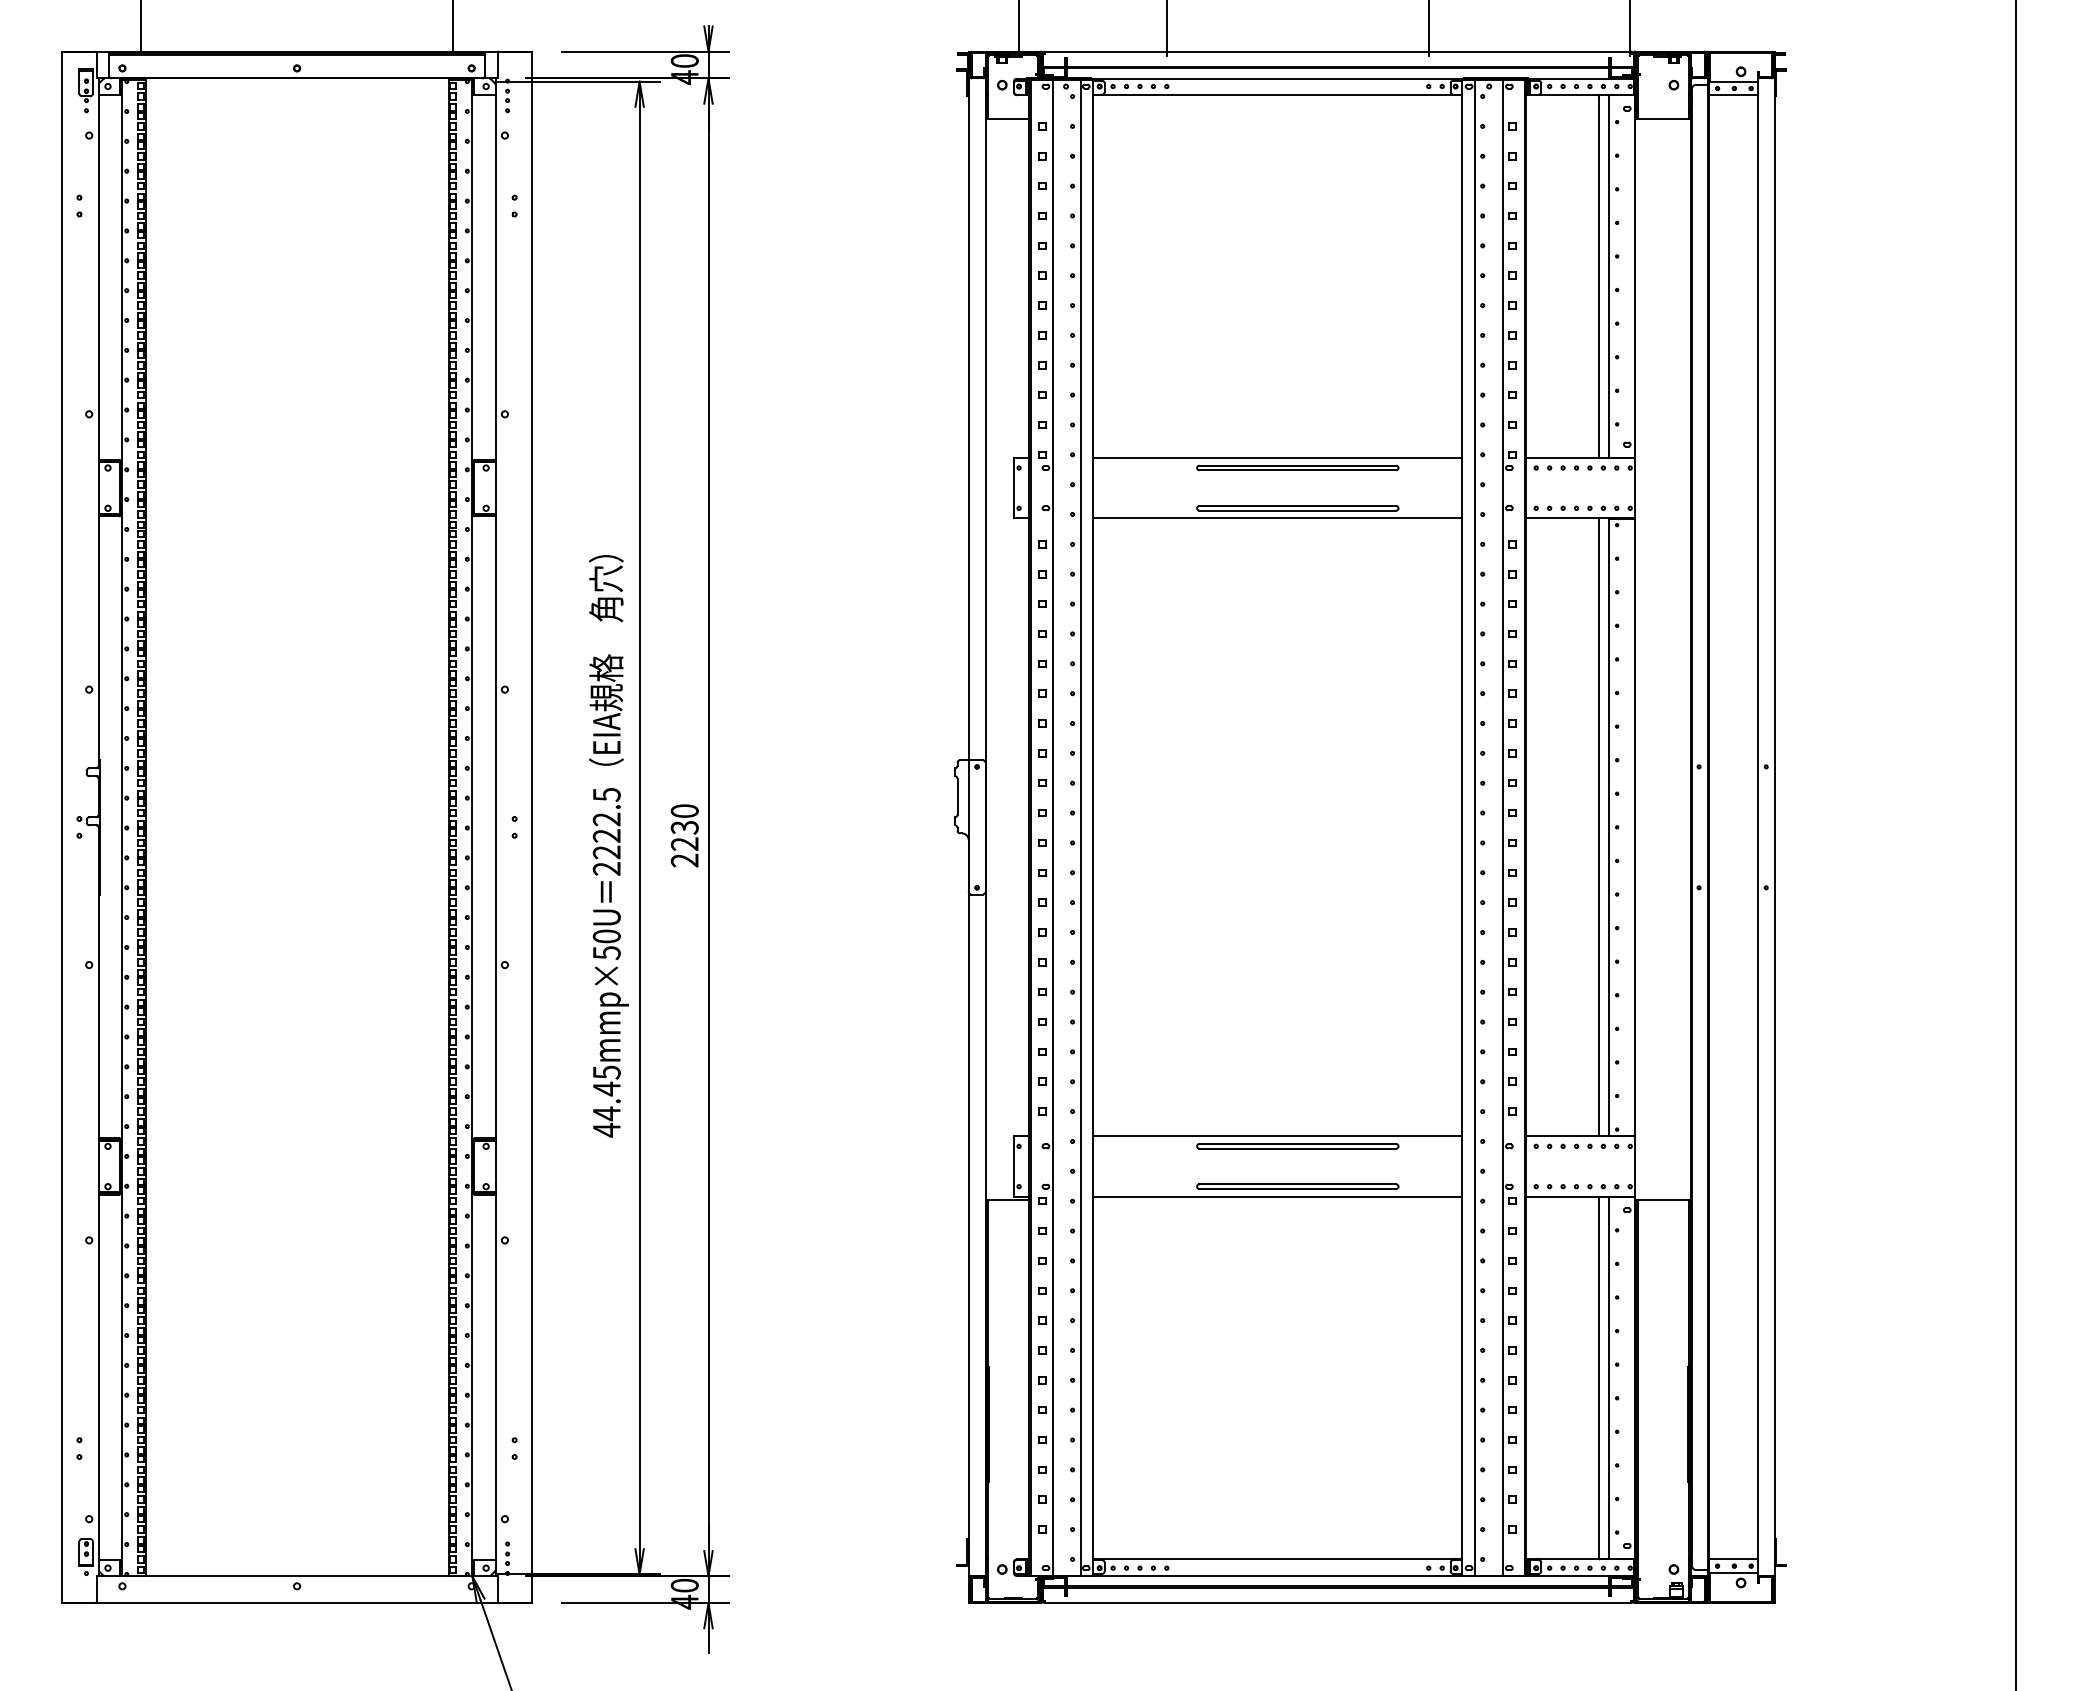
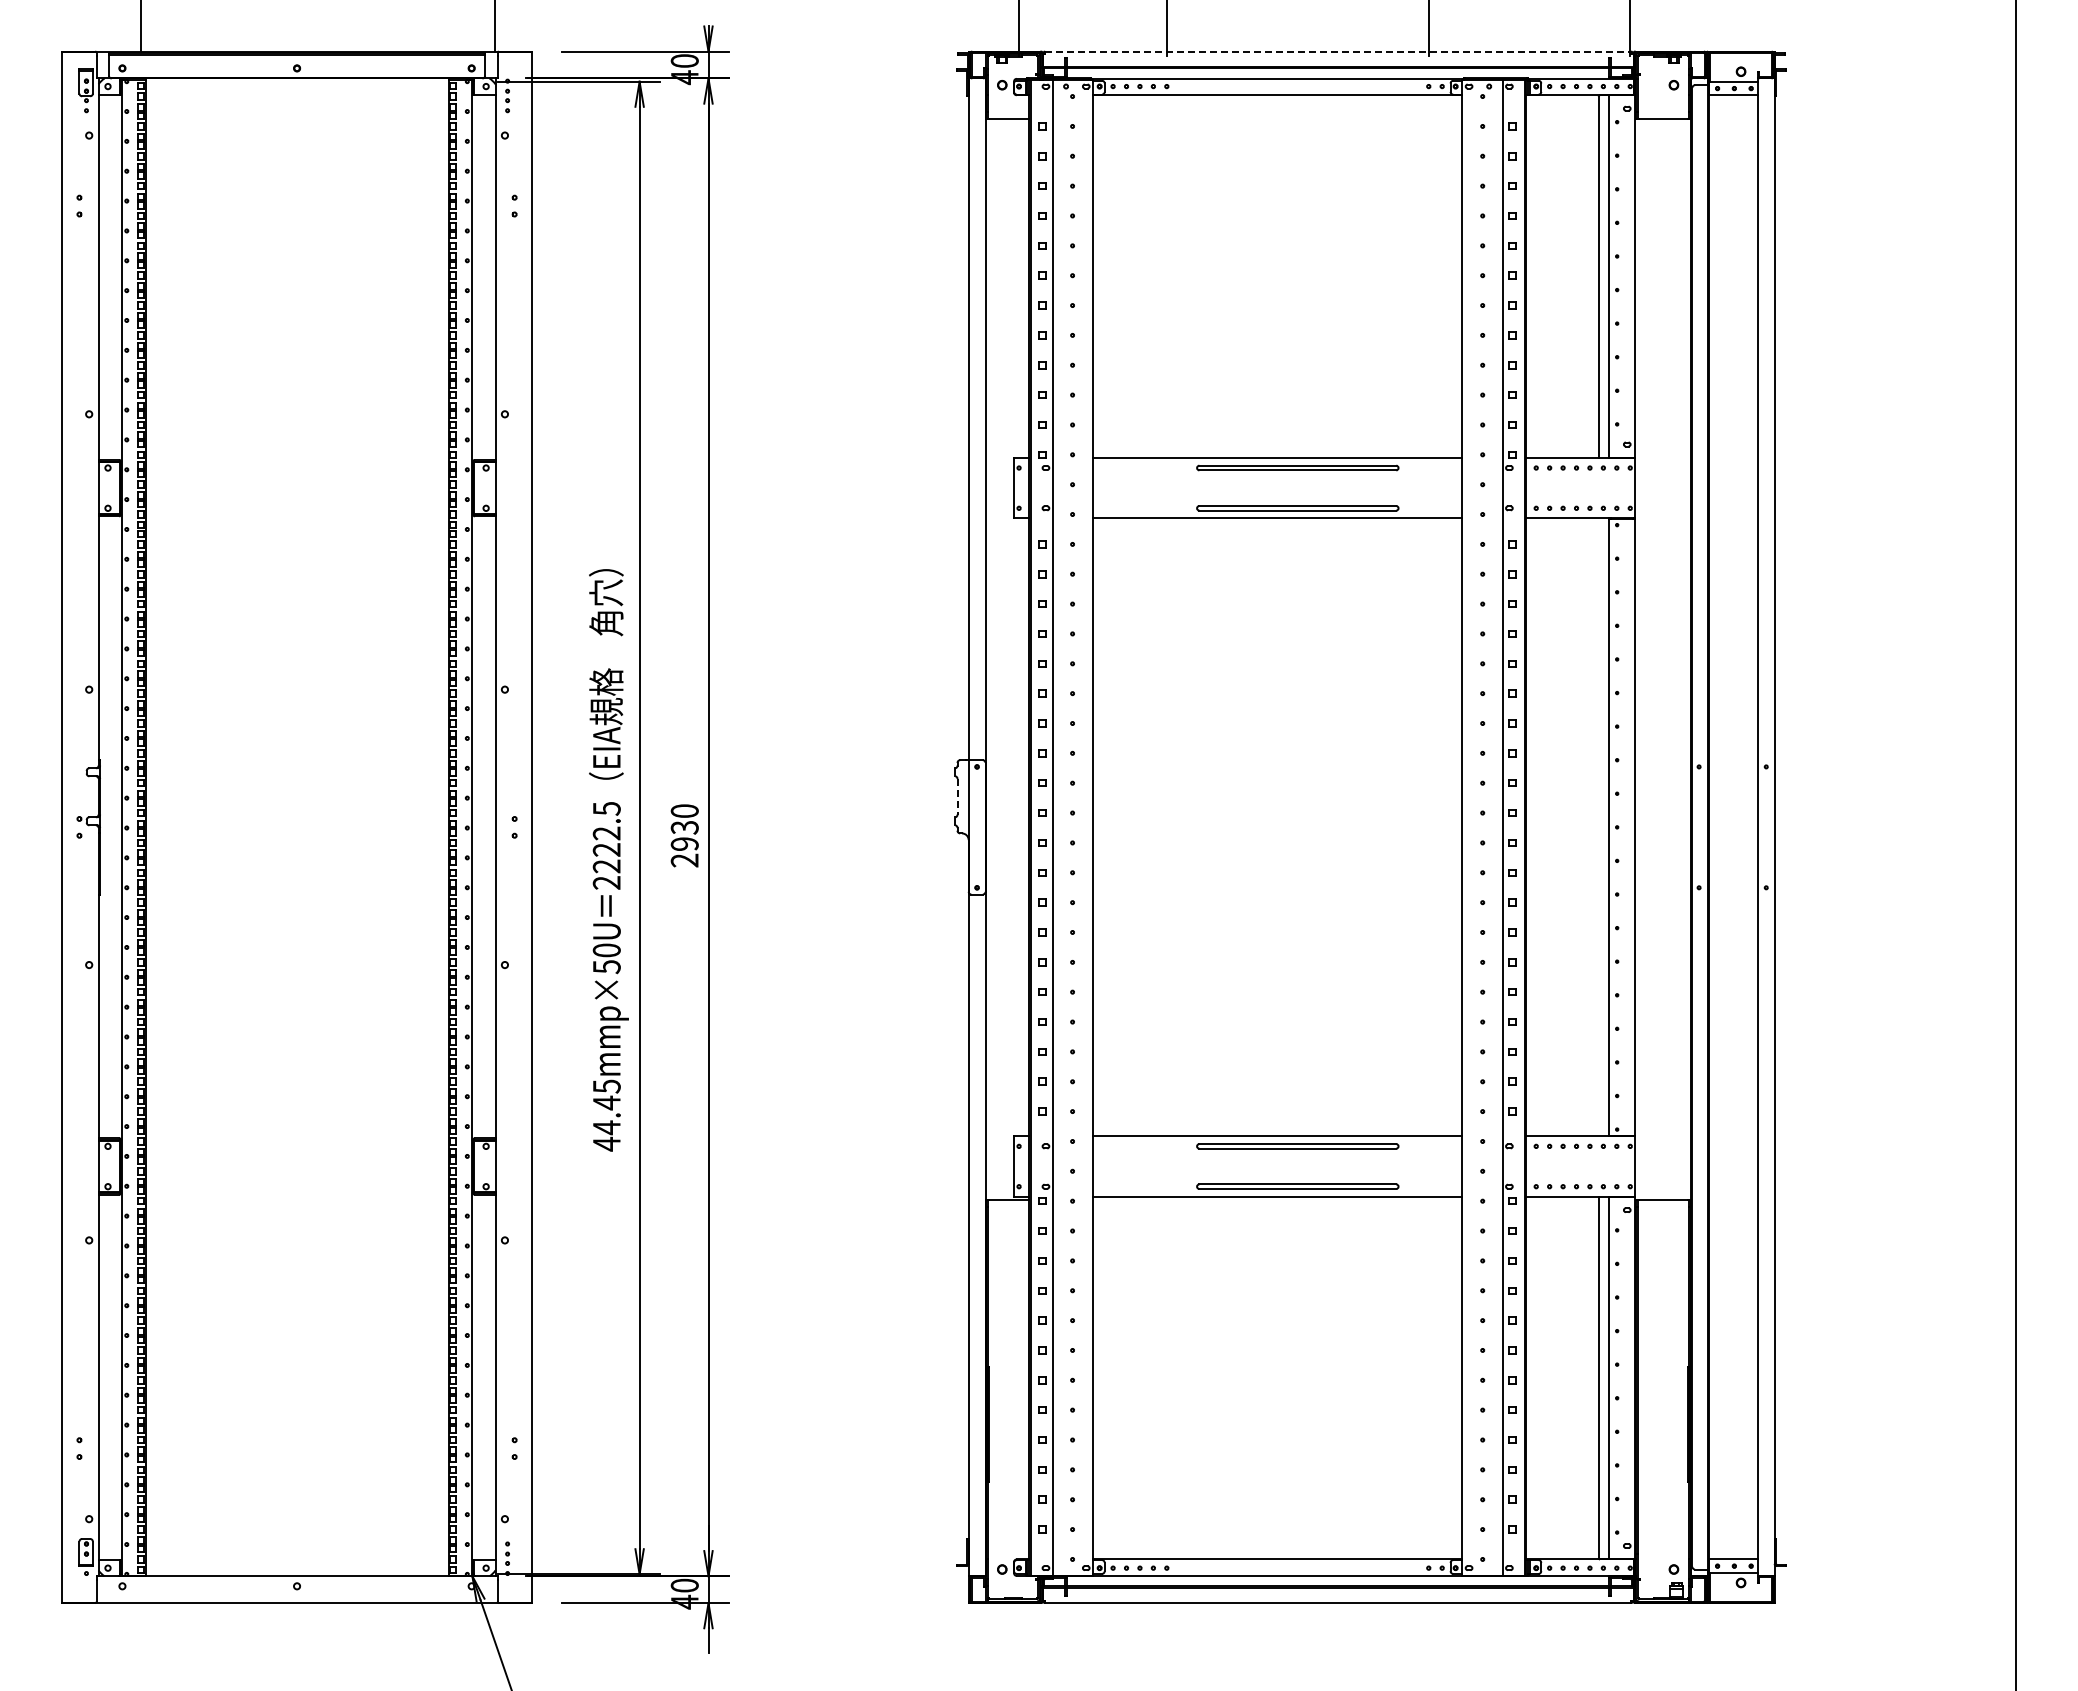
line position: (453, 27) -> (495, 27) (495, 27)
line: solid -> dashed (1338, 51)
line: solid -> dashed (957, 796)
line: present -> none (1080, 827)
line: present -> none (1474, 827)
line: present -> none (1598, 827)
text: 2230 -> 2930 (684, 843)
text position: (608, 846) -> (608, 860) (608, 860)
